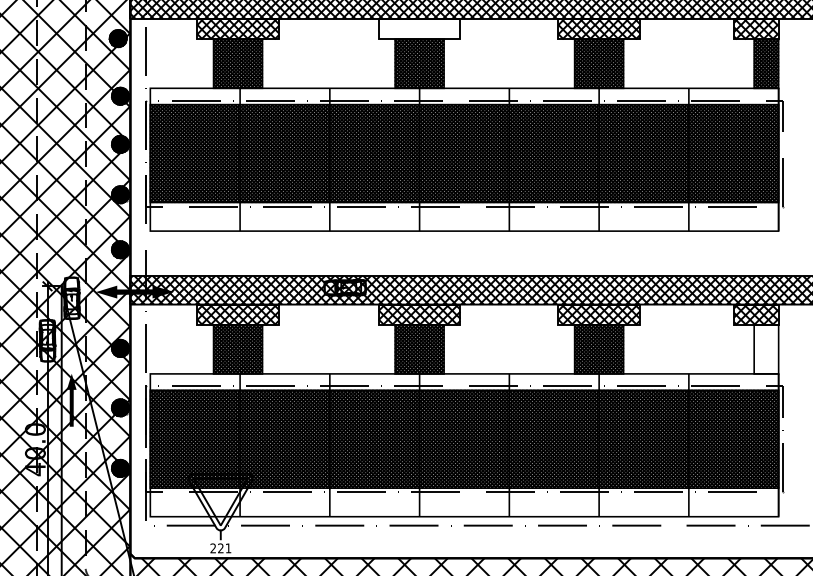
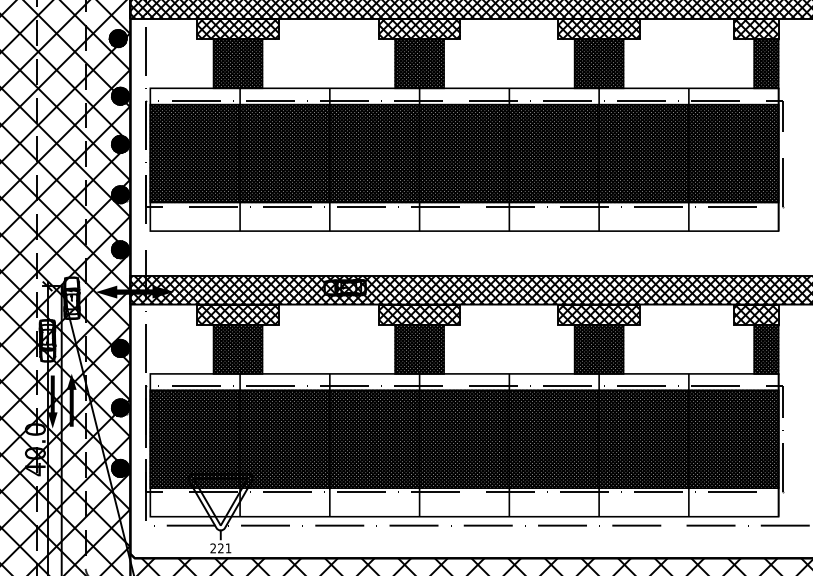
hatch: none -> present (419, 28)
hatch: none -> present (766, 348)
fill: none -> present (52, 401)
